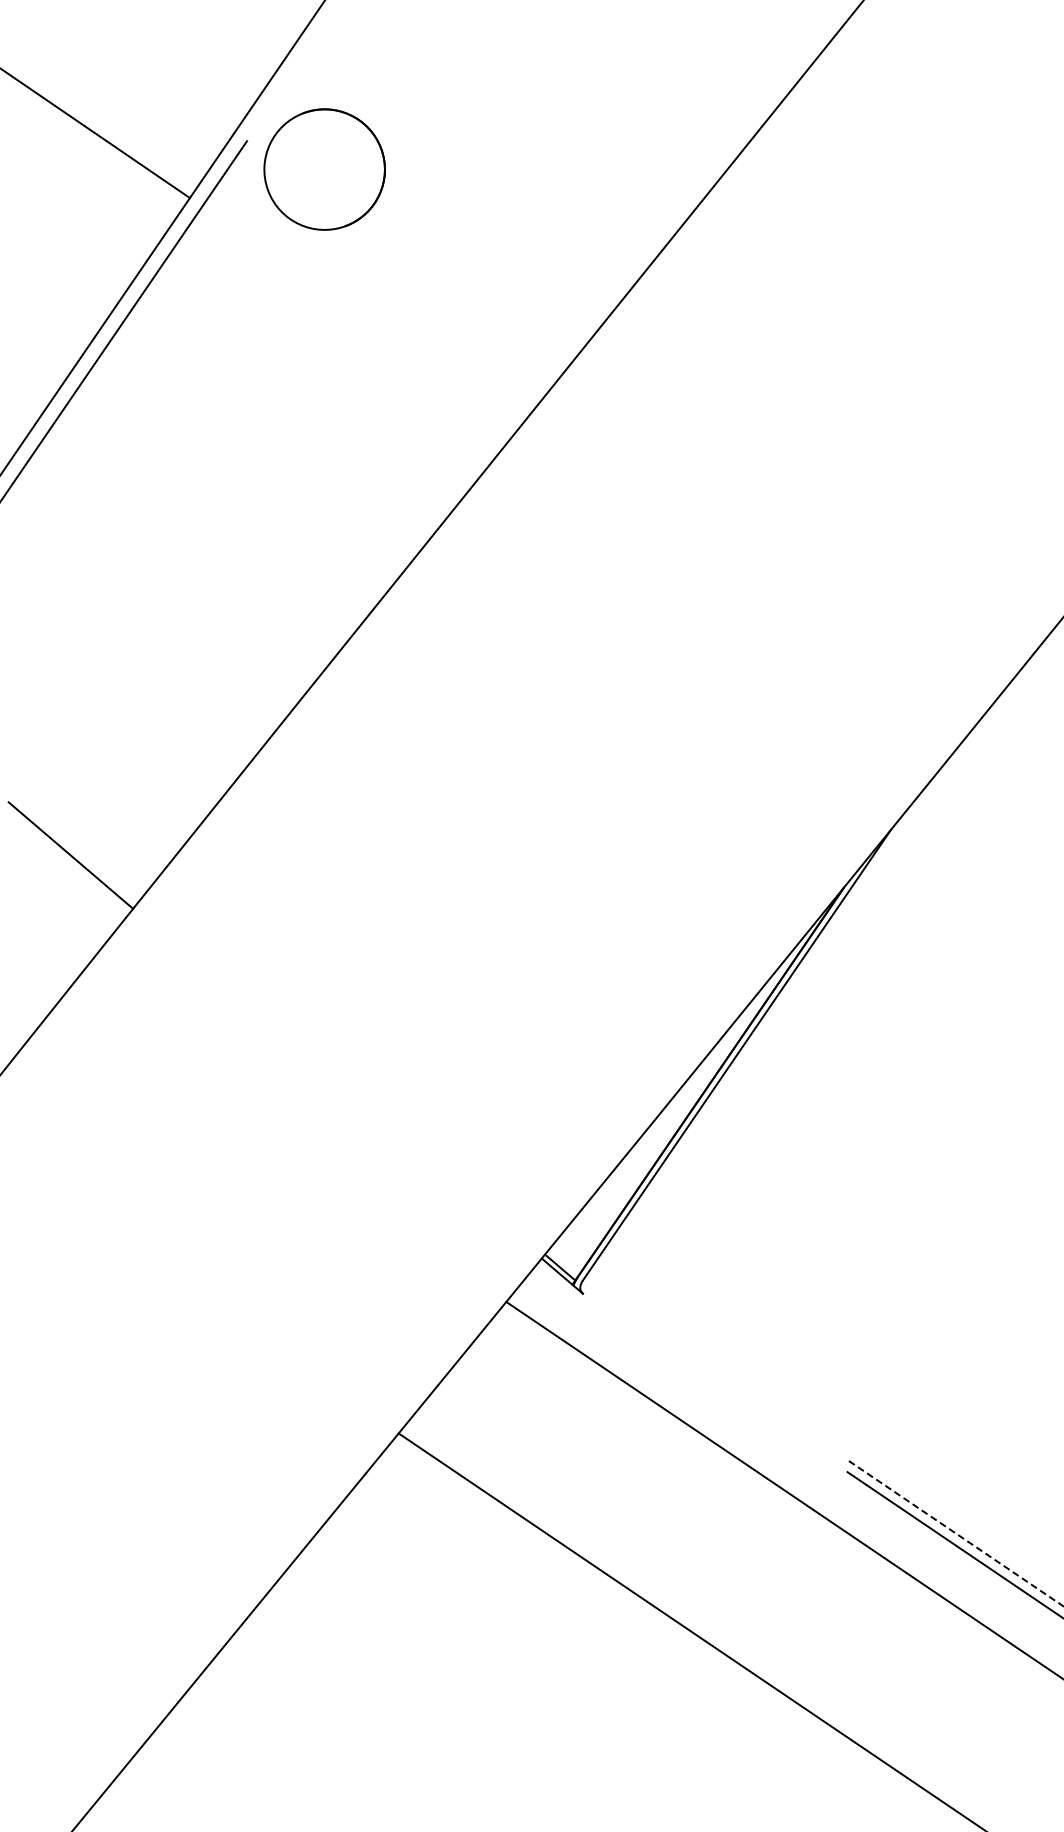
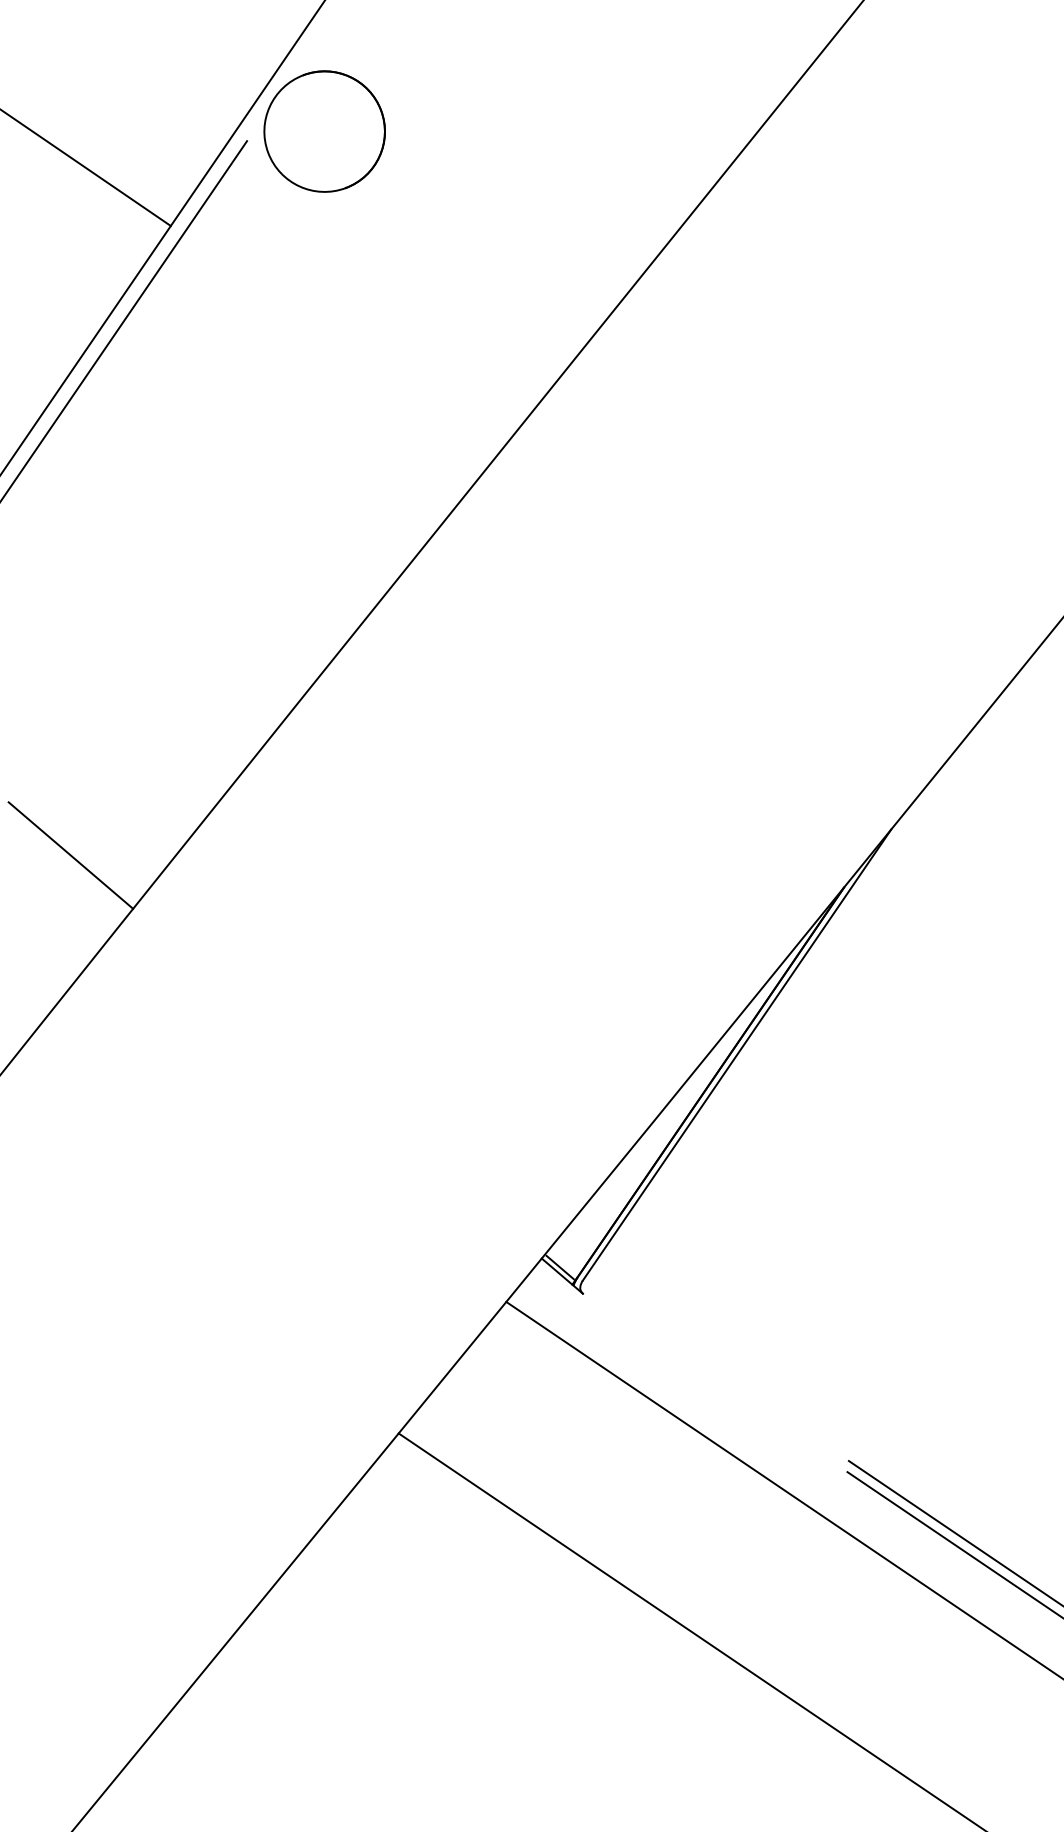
line position: (95, 133) -> (86, 167) (86, 167)
part position: (324, 169) -> (324, 131) (324, 131)
line: dashed -> solid (956, 1533)
